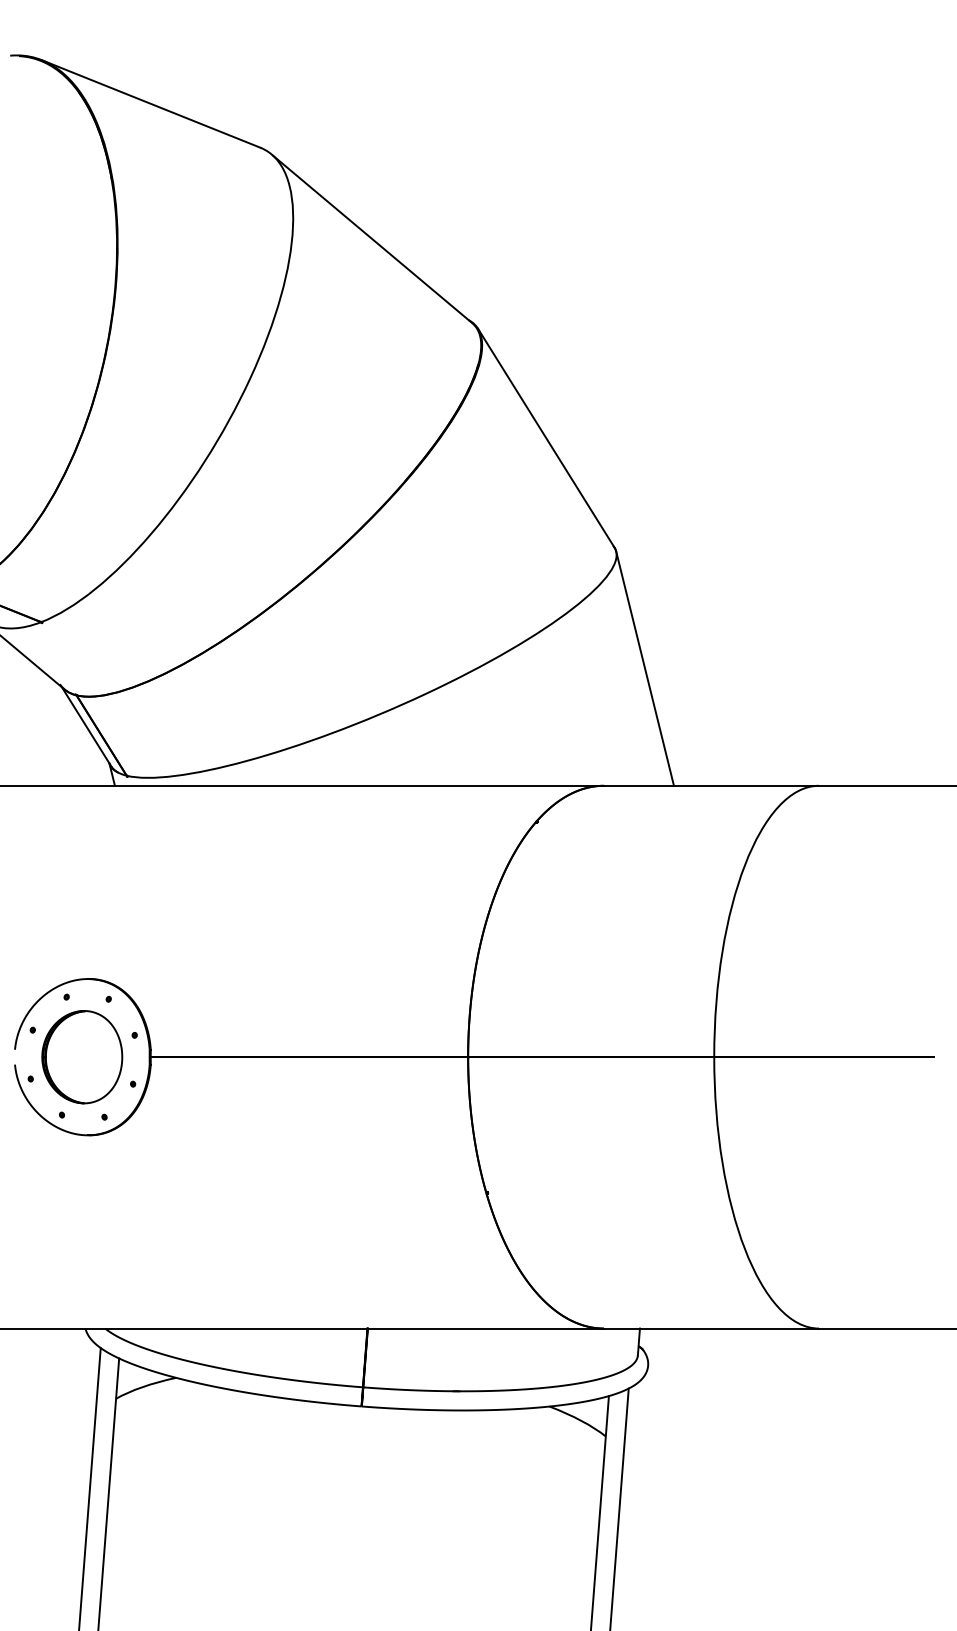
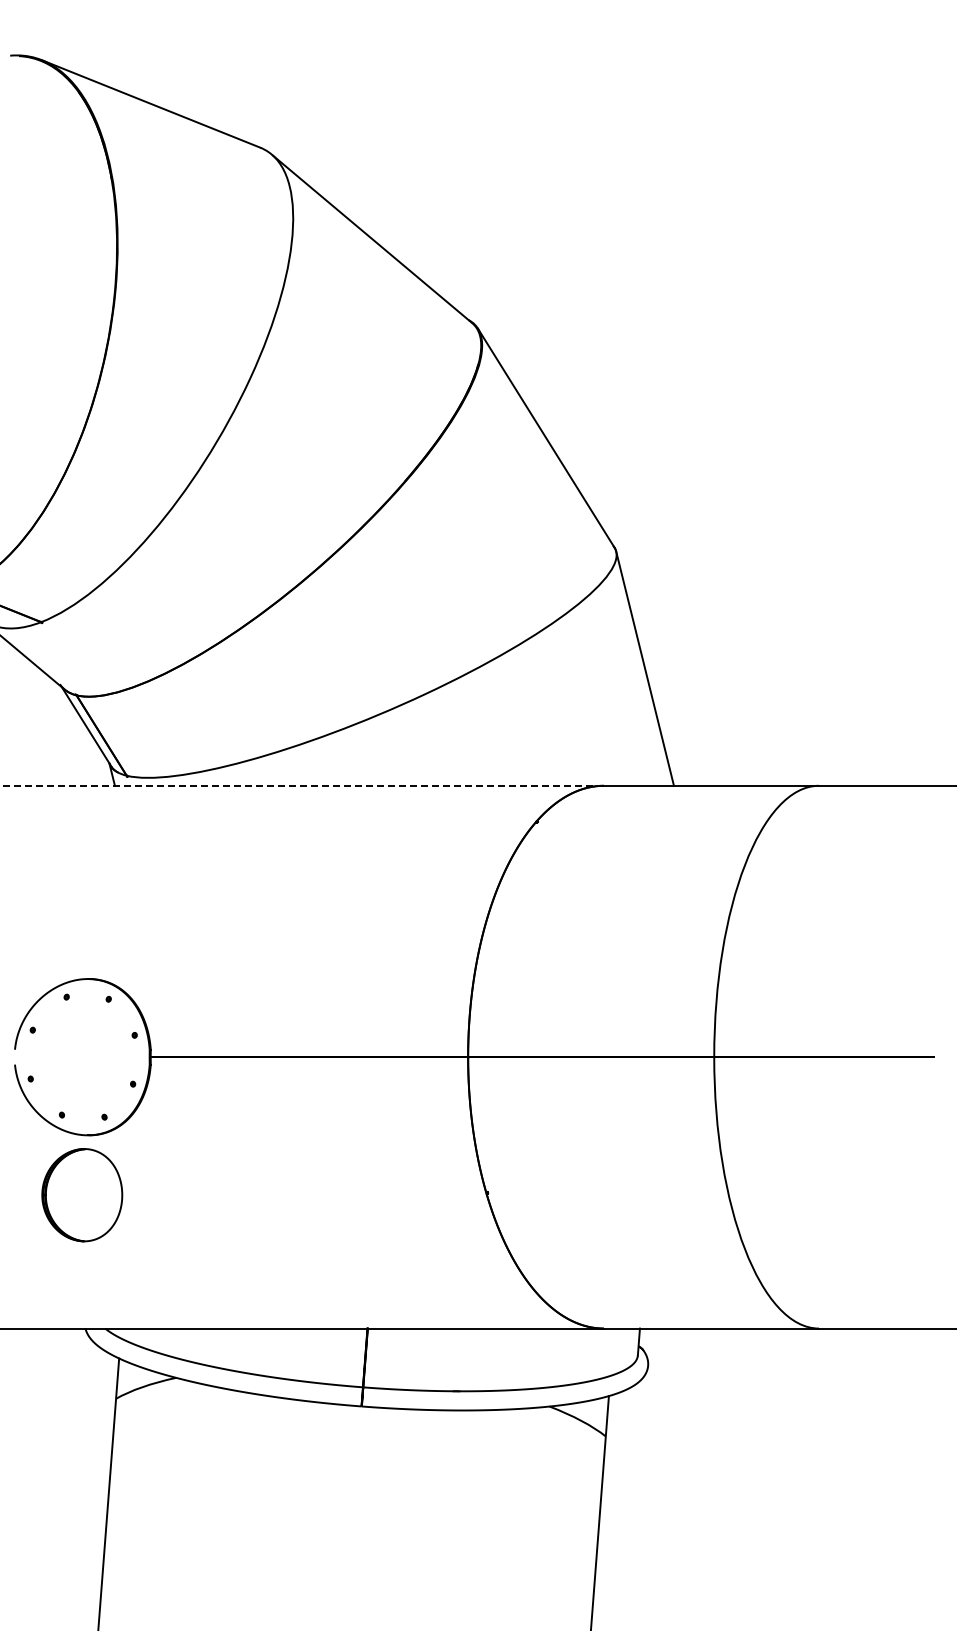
line: solid -> dashed (302, 785)
part position: (82, 1057) -> (82, 1195) (82, 1195)
line: present -> none (89, 1487)
line: present -> none (619, 1507)
